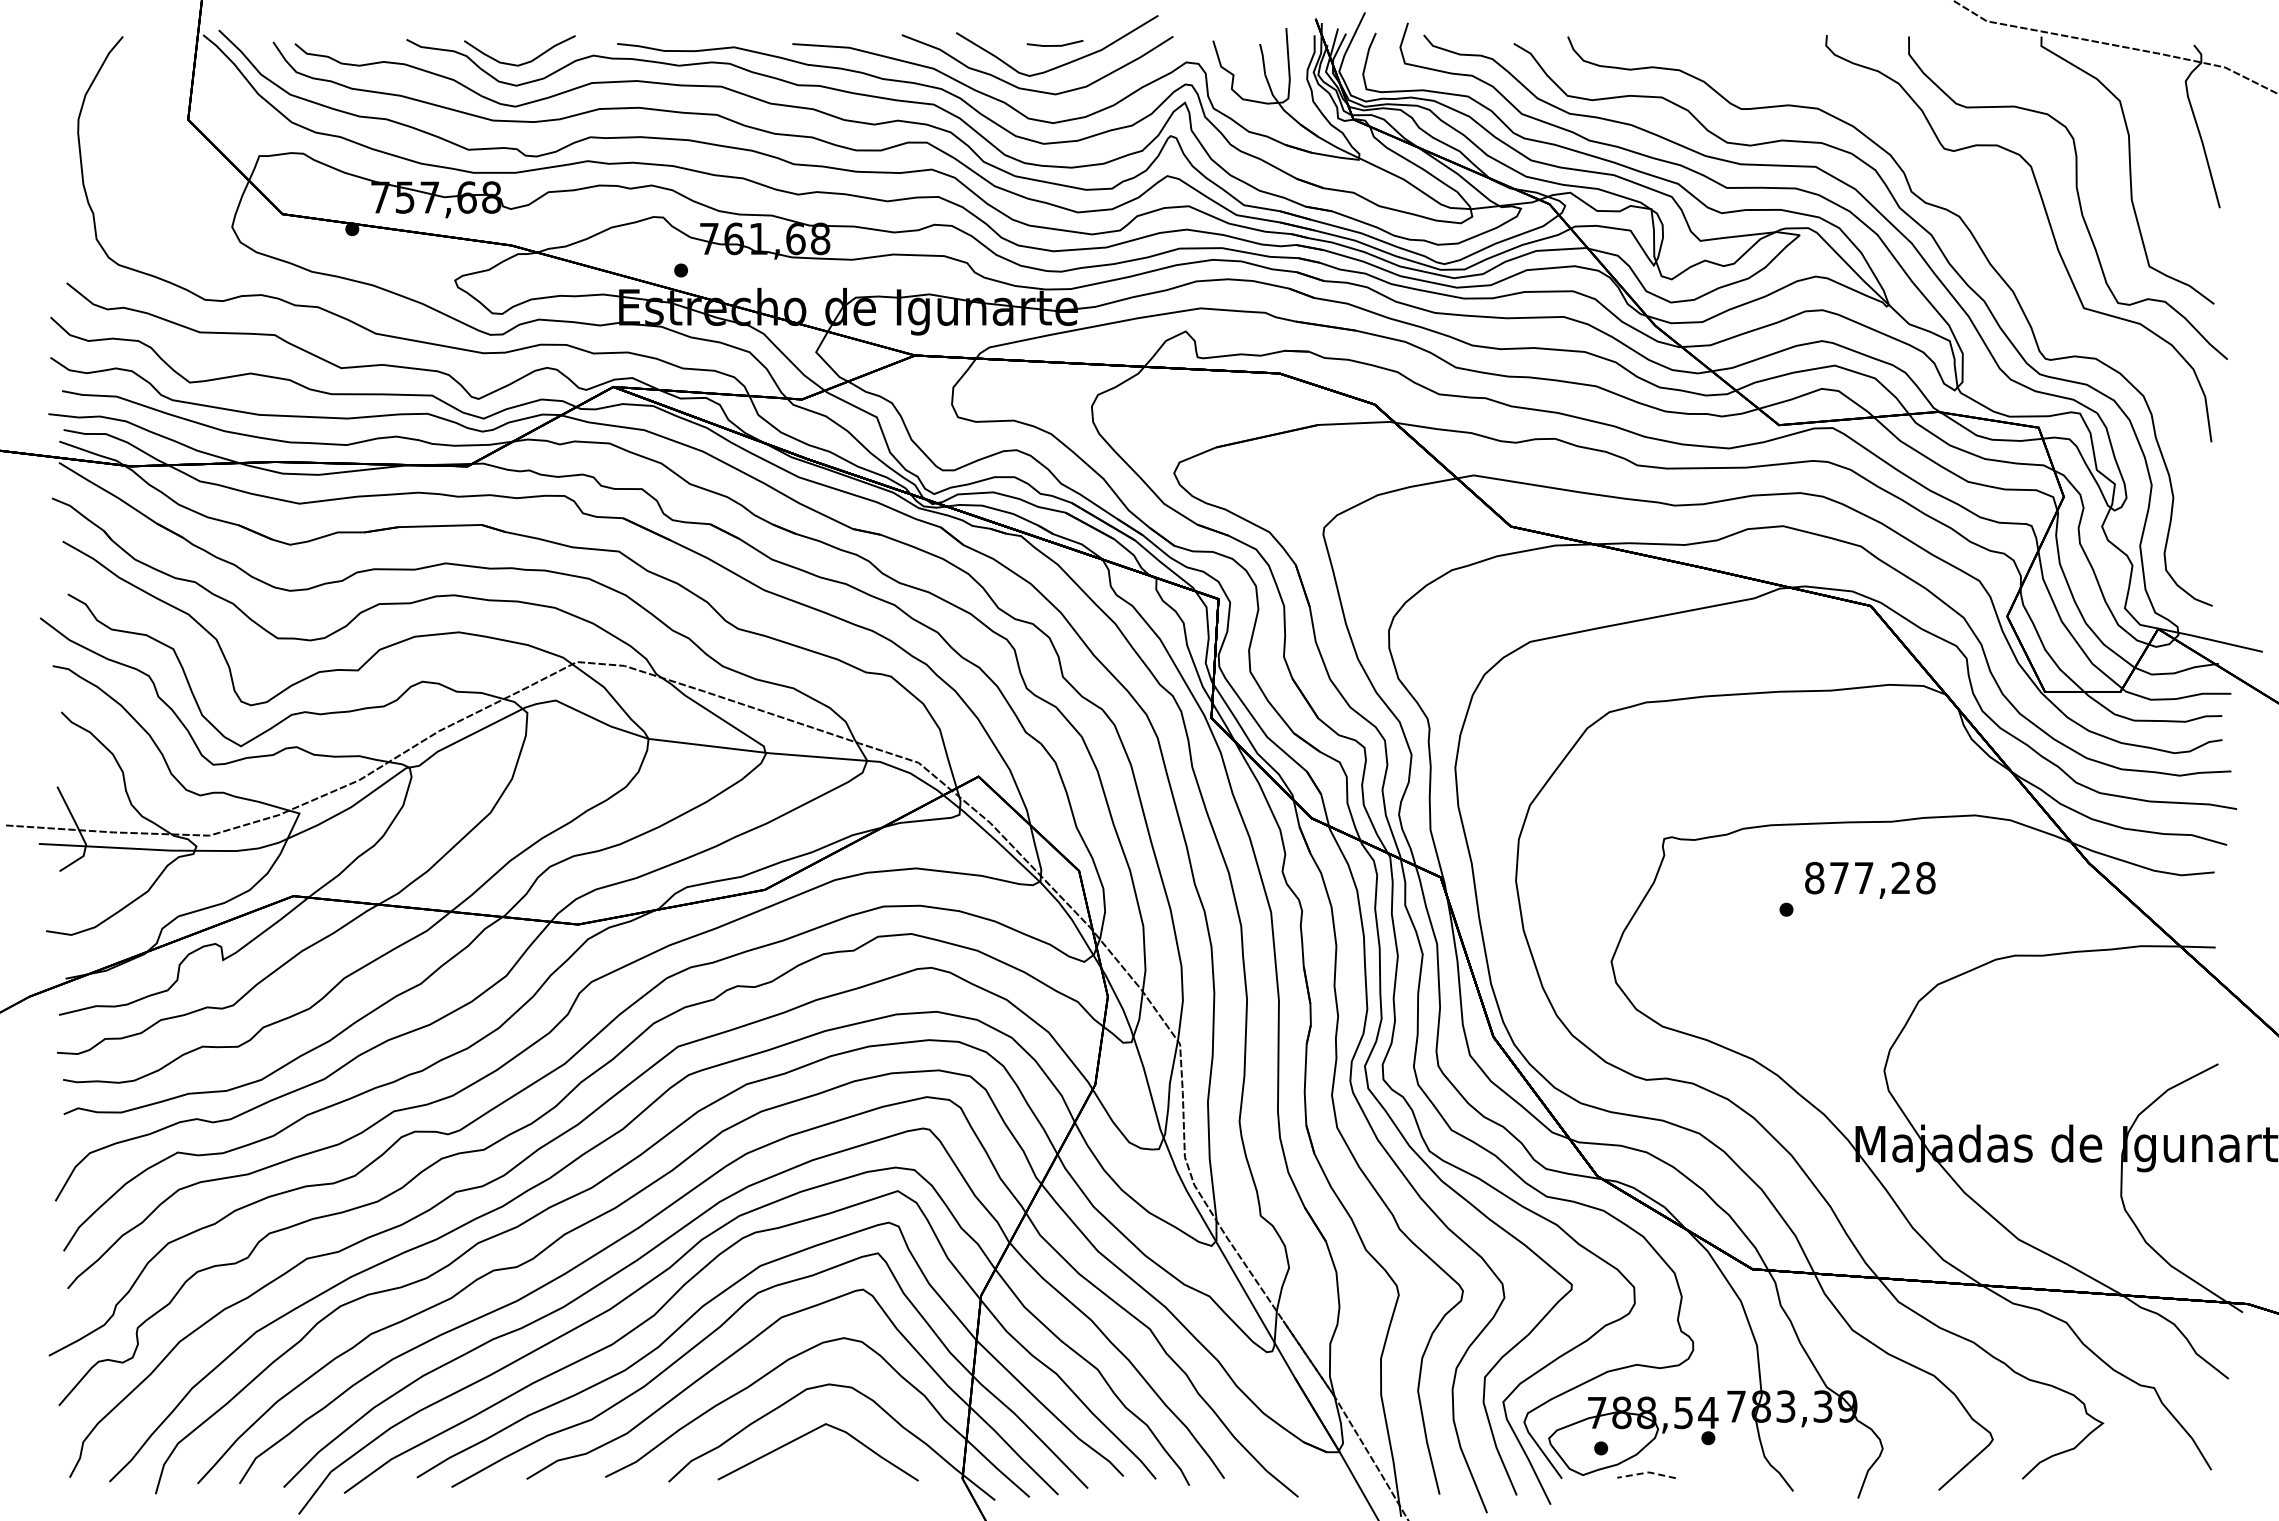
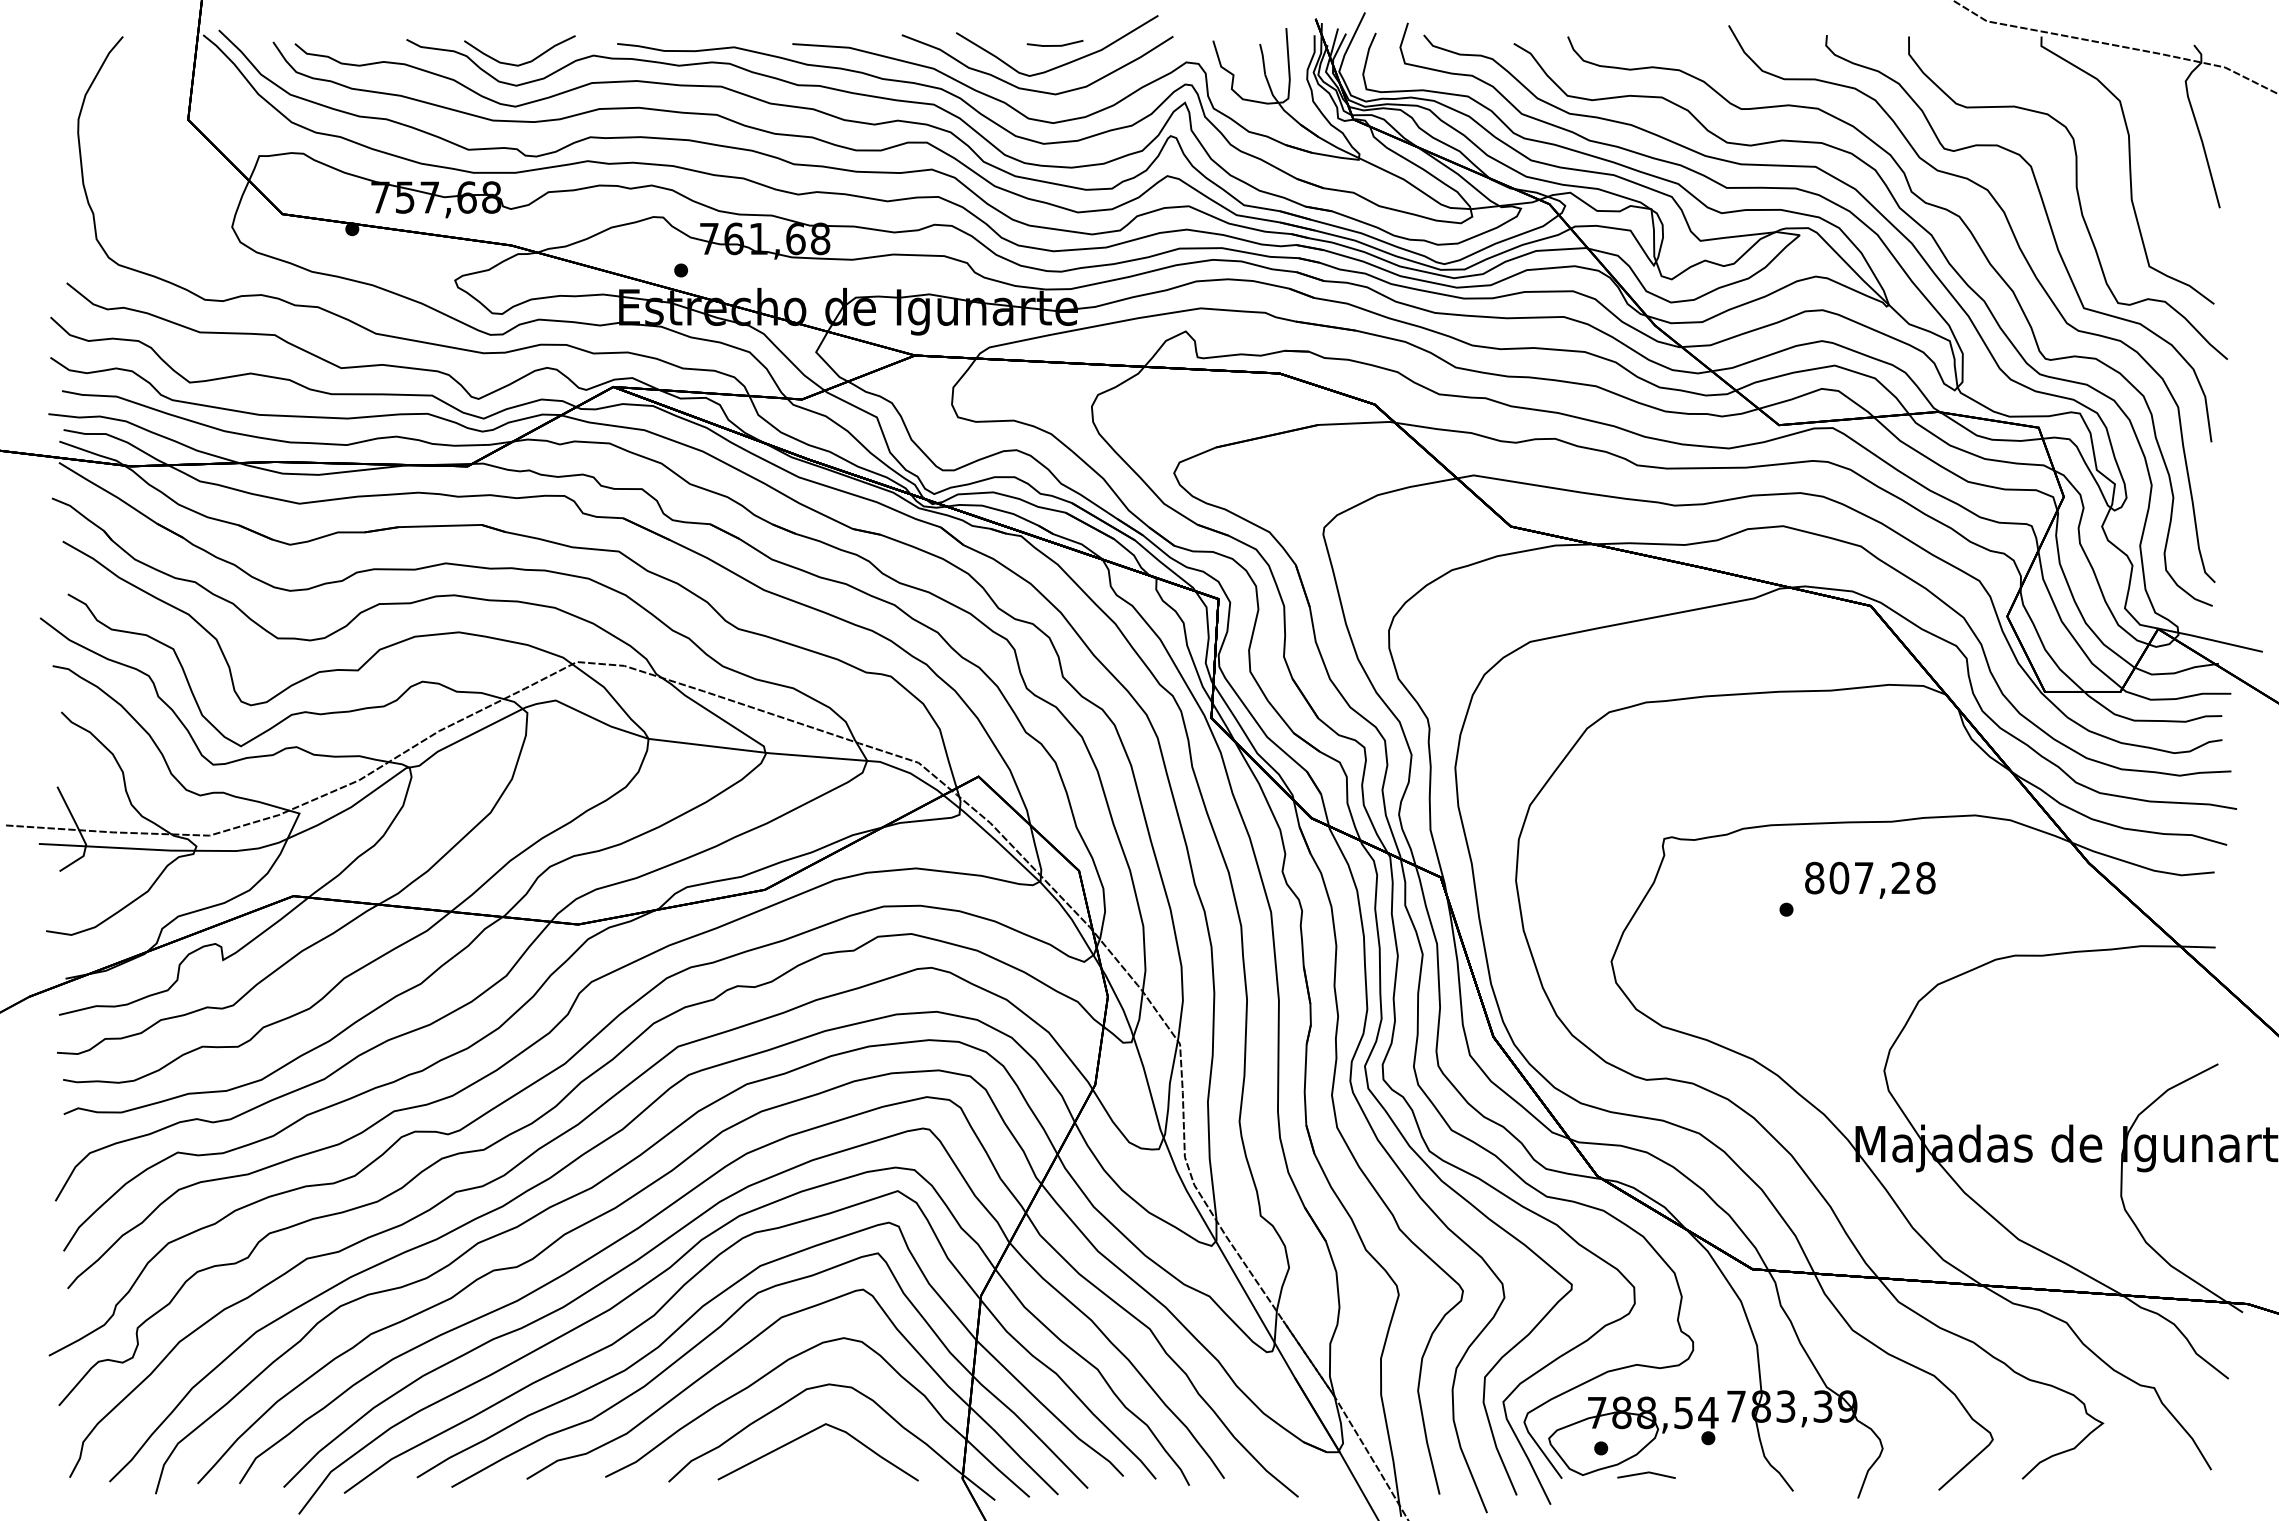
curve: none -> present (2032, 273)
text: 877,28 -> 807,28 (1839, 877)
line: dashed -> solid (1647, 1472)
